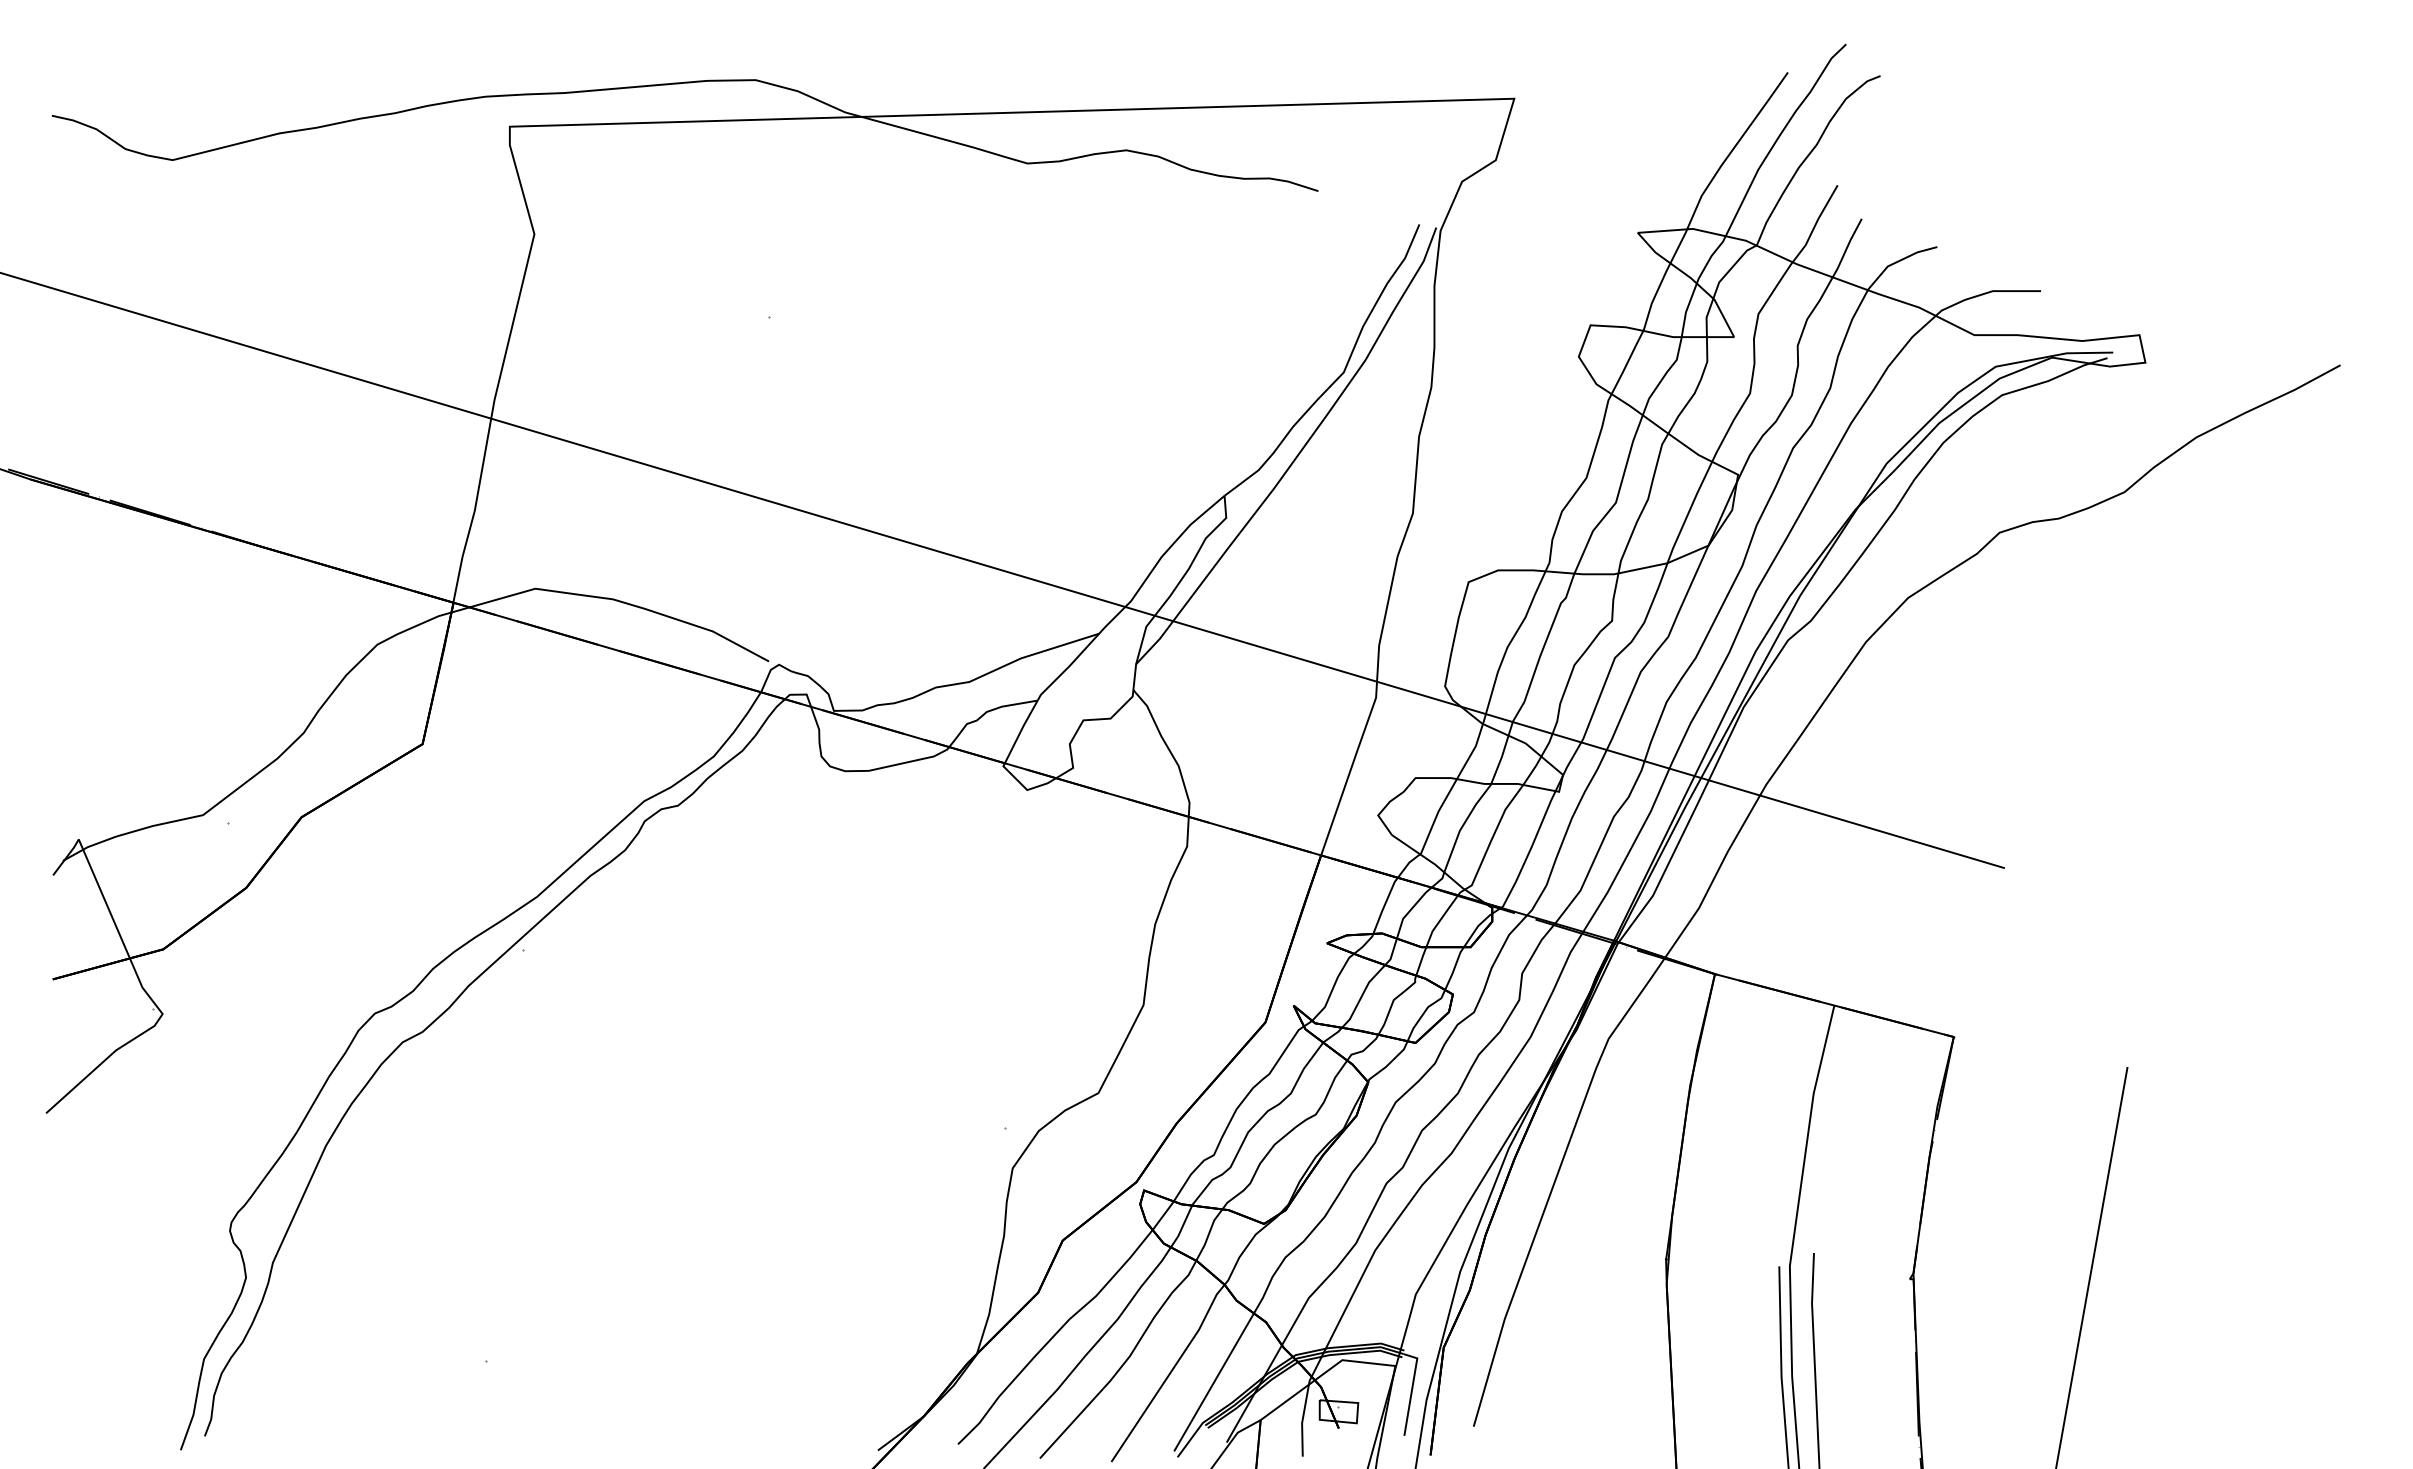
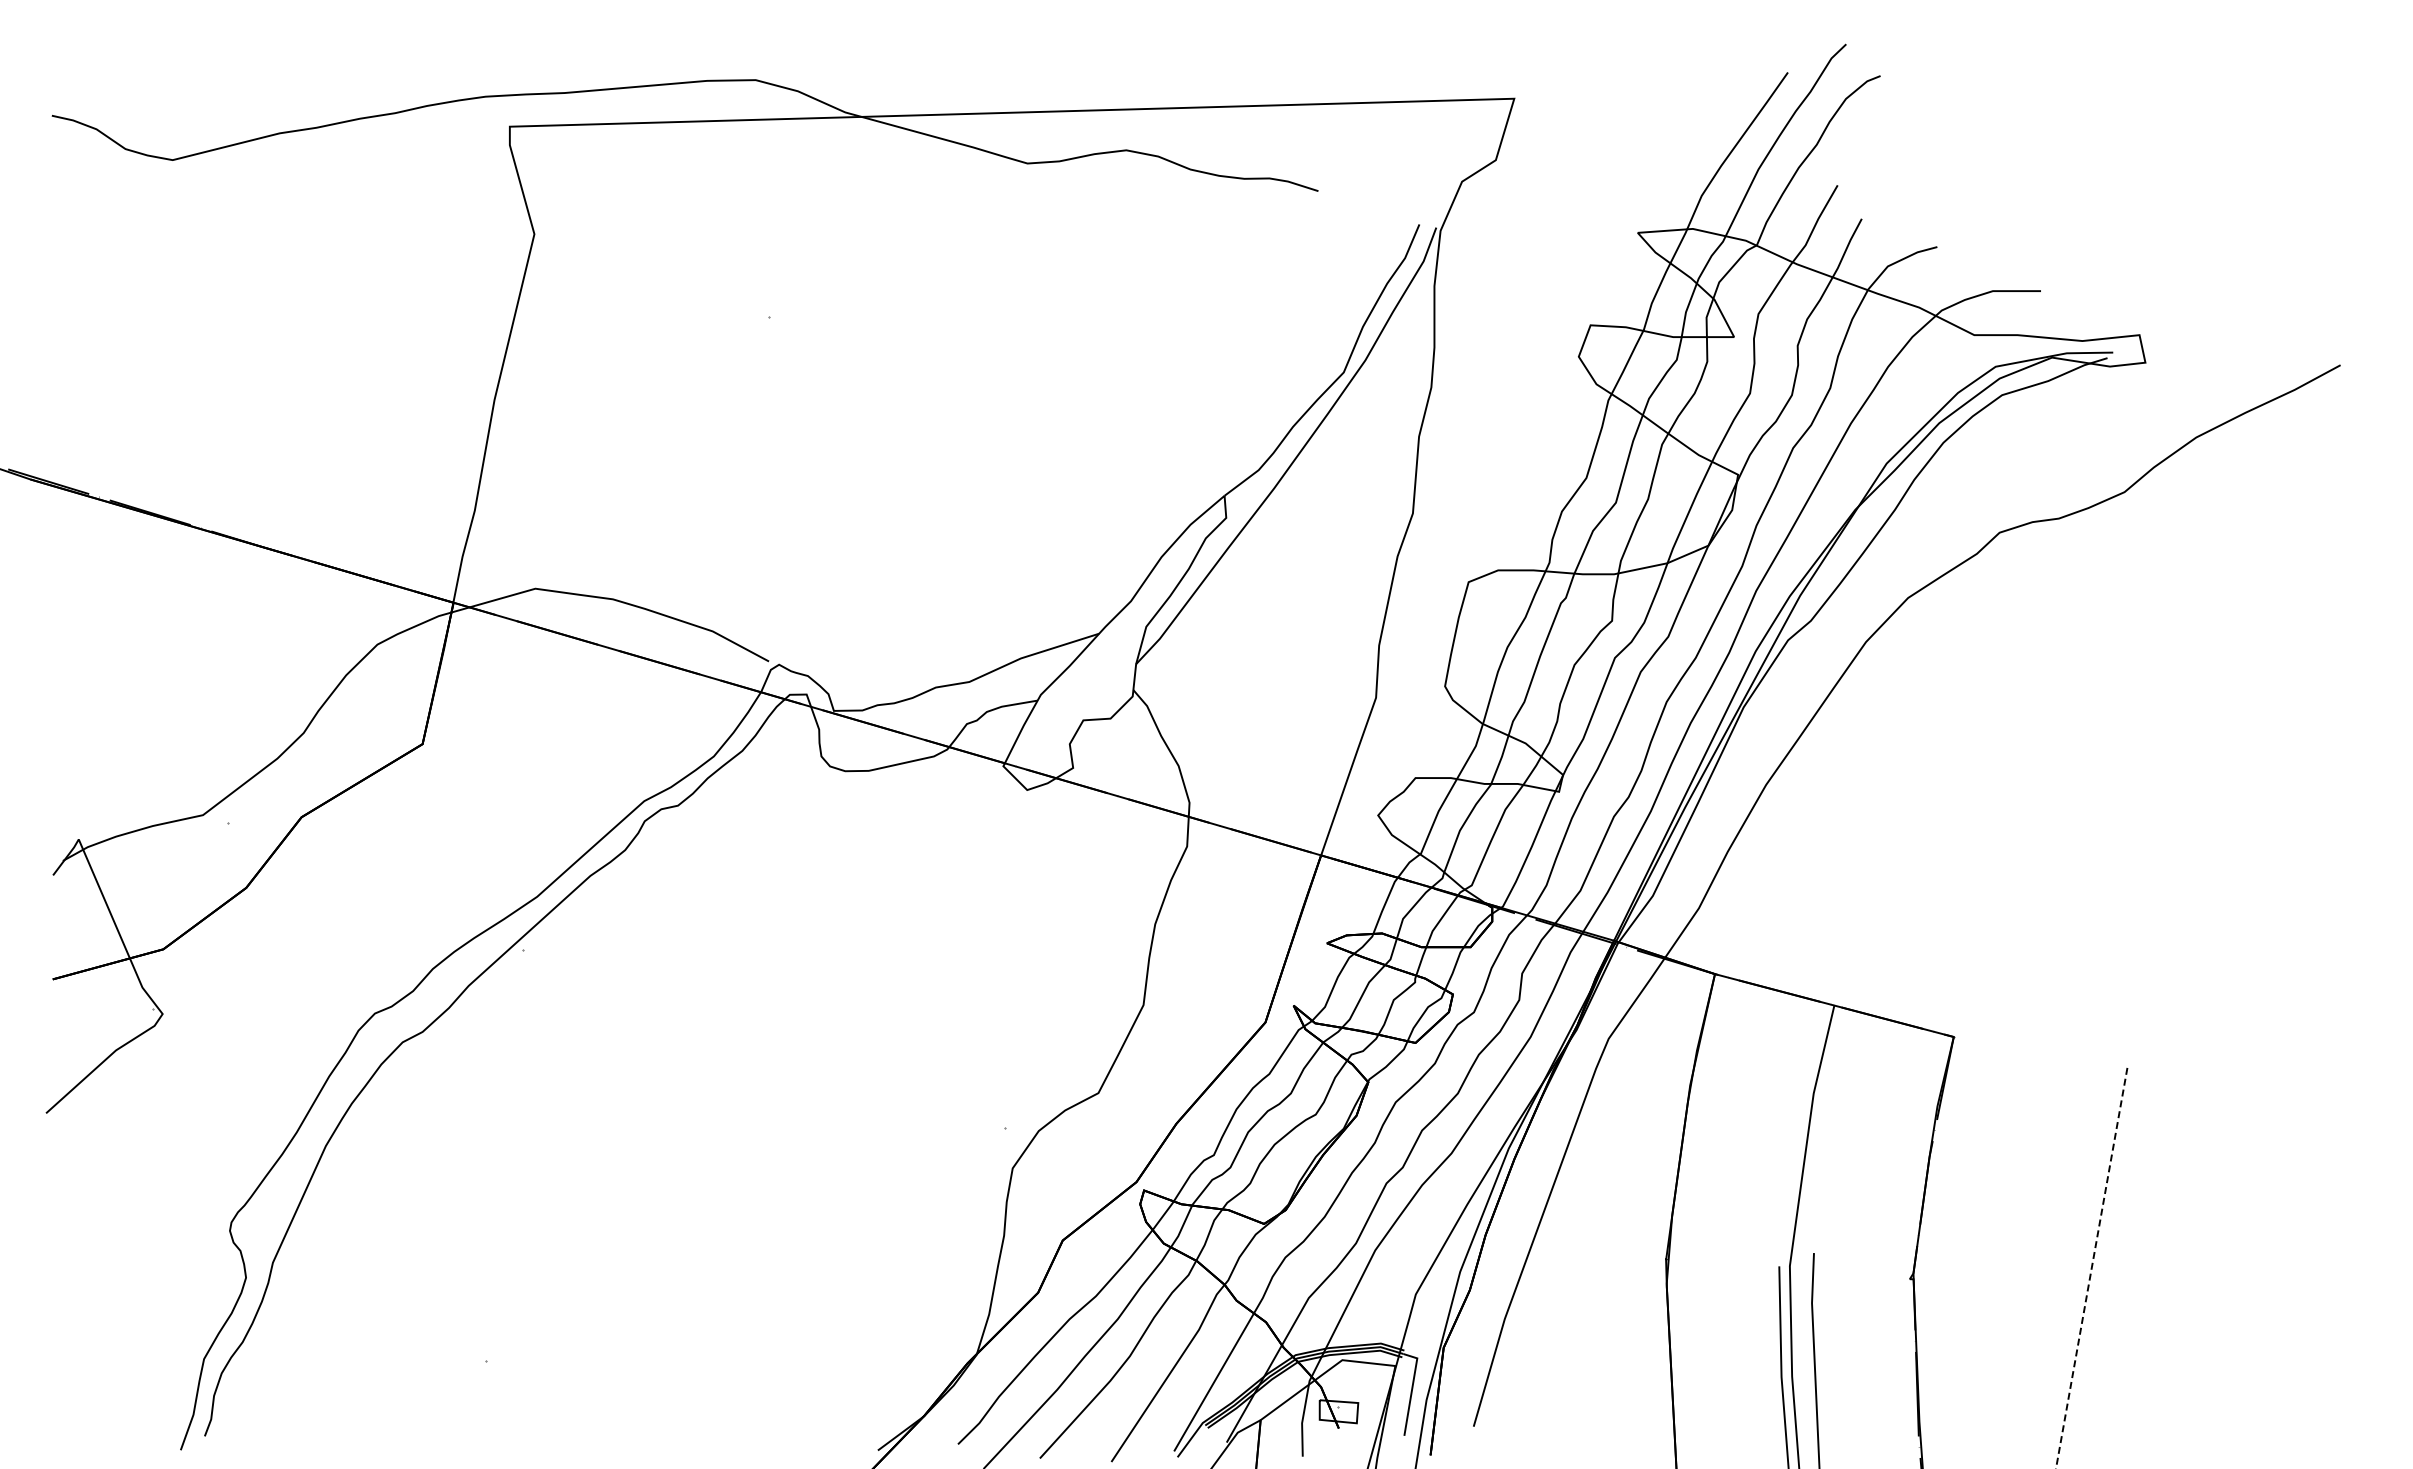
line: present -> none (1003, 570)
line: solid -> dashed (2091, 1268)
